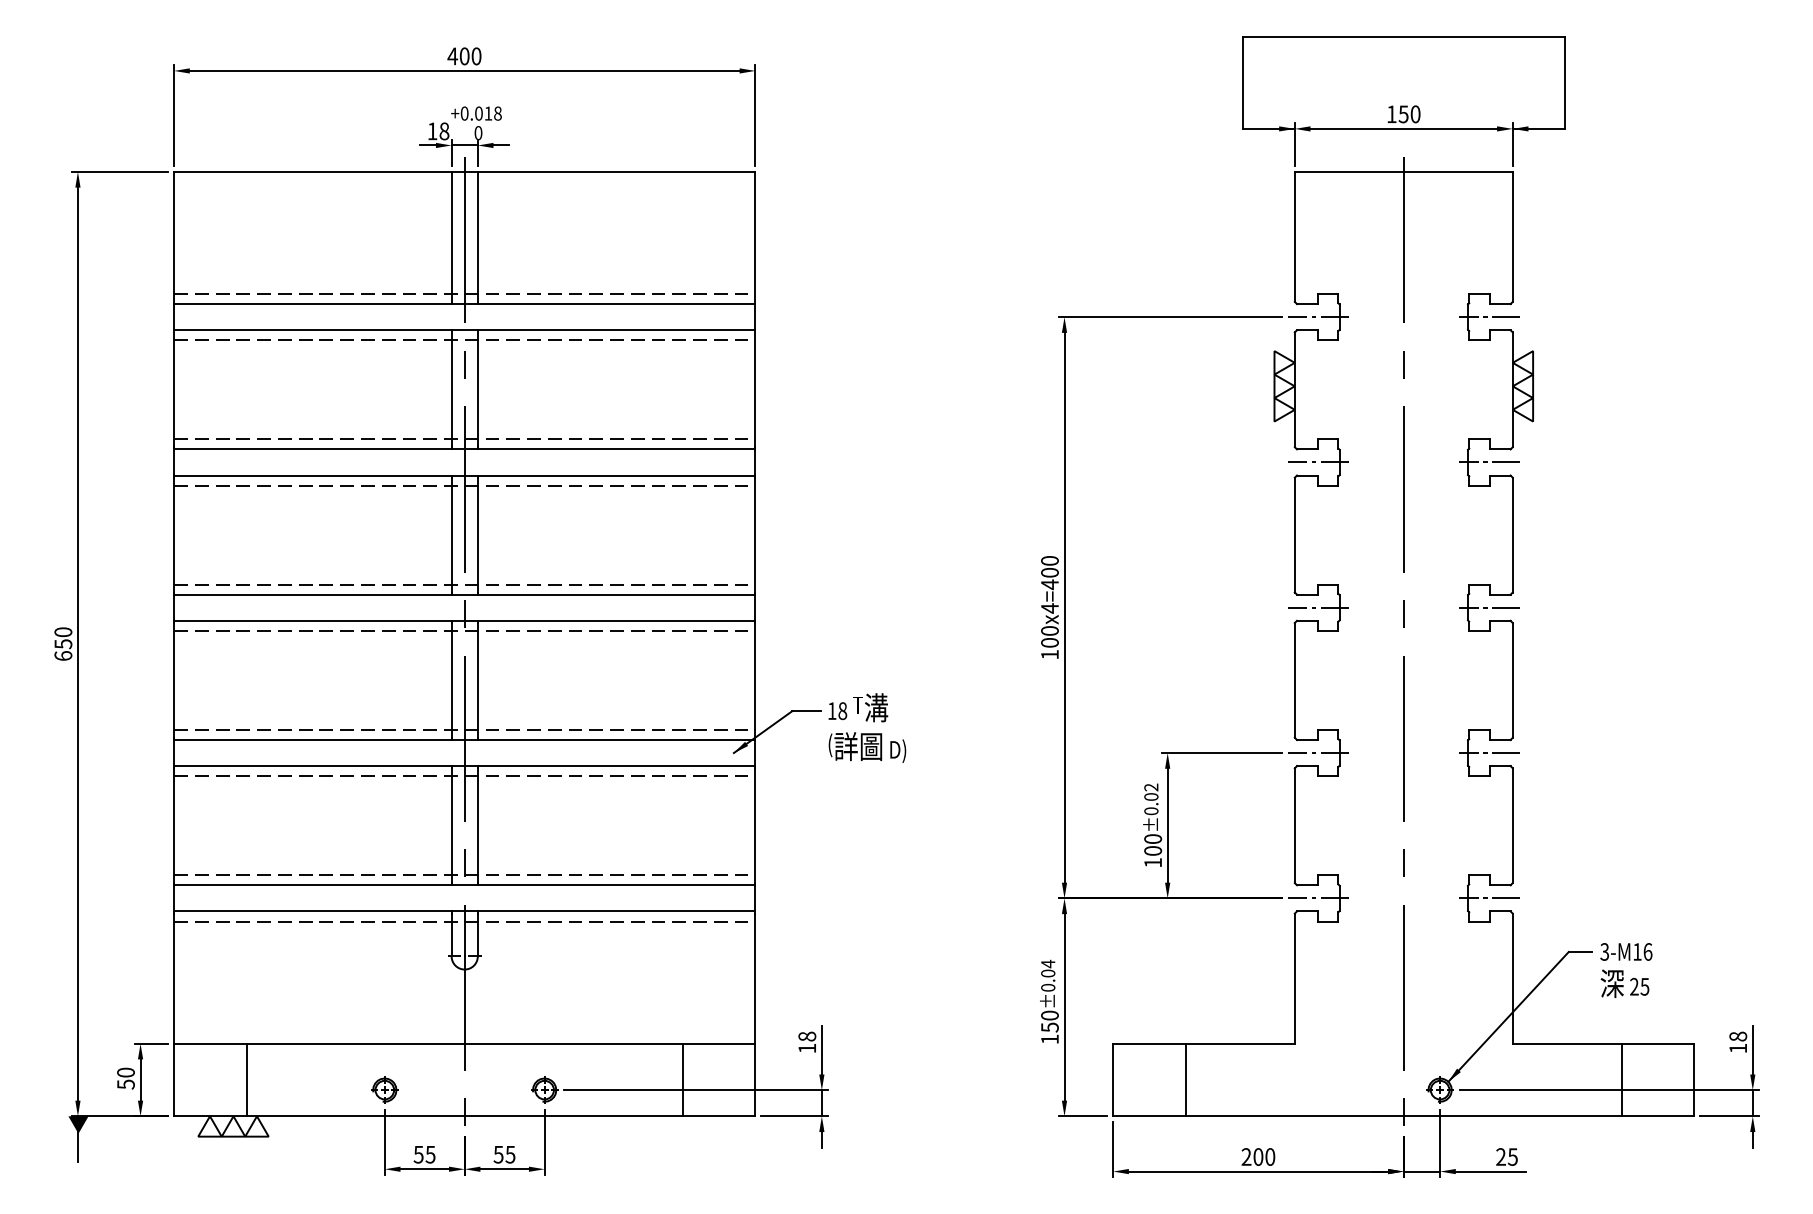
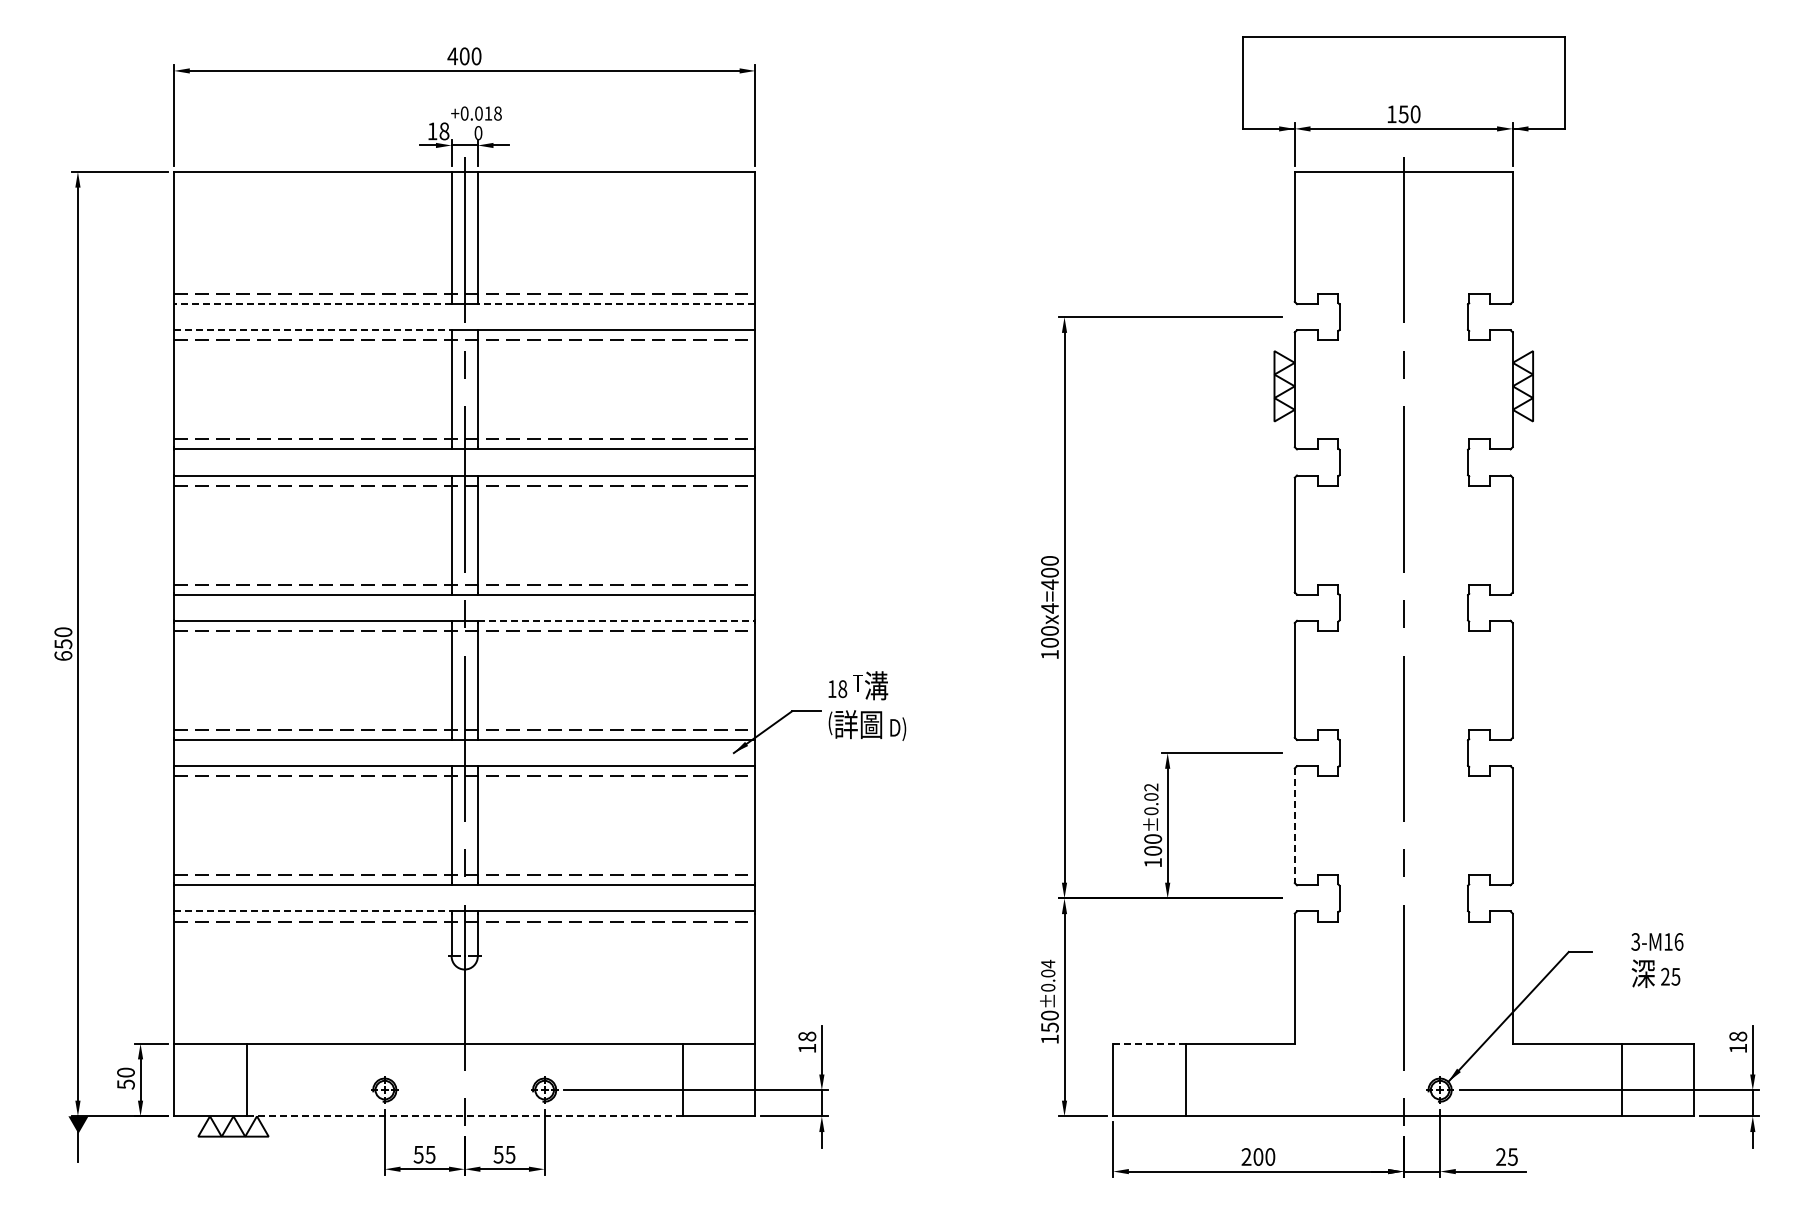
line: solid -> dashed (312, 304)
line: solid -> dashed (616, 304)
line: present -> none (1317, 317)
line: present -> none (1489, 317)
line: solid -> dashed (312, 330)
line: present -> none (1317, 462)
line: present -> none (1489, 462)
line: present -> none (1317, 607)
line: present -> none (1489, 607)
line: solid -> dashed (616, 620)
text position: (867, 727) -> (867, 705) (867, 705)
line: present -> none (1317, 753)
line: present -> none (1489, 753)
line: solid -> dashed (1294, 826)
line: present -> none (1317, 898)
line: present -> none (1489, 898)
line: solid -> dashed (312, 911)
text position: (1626, 970) -> (1657, 960) (1657, 960)
line: solid -> dashed (1150, 1043)
line: solid -> dashed (464, 1116)
